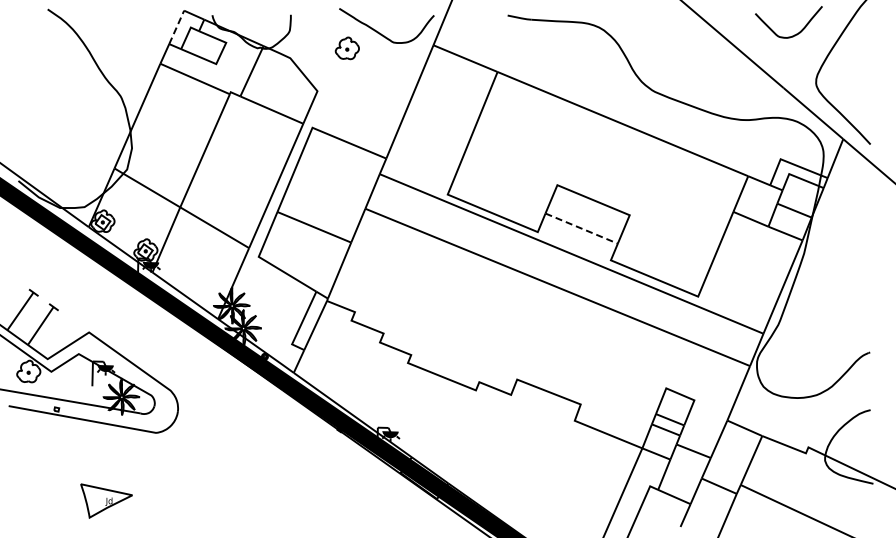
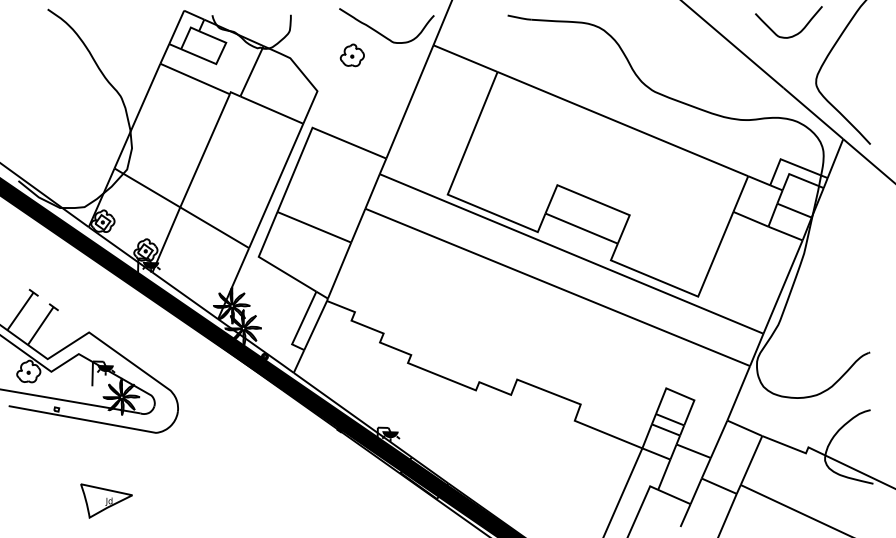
line: dashed -> solid (176, 26)
part position: (346, 48) -> (351, 55) (351, 55)
line: dashed -> solid (582, 228)
